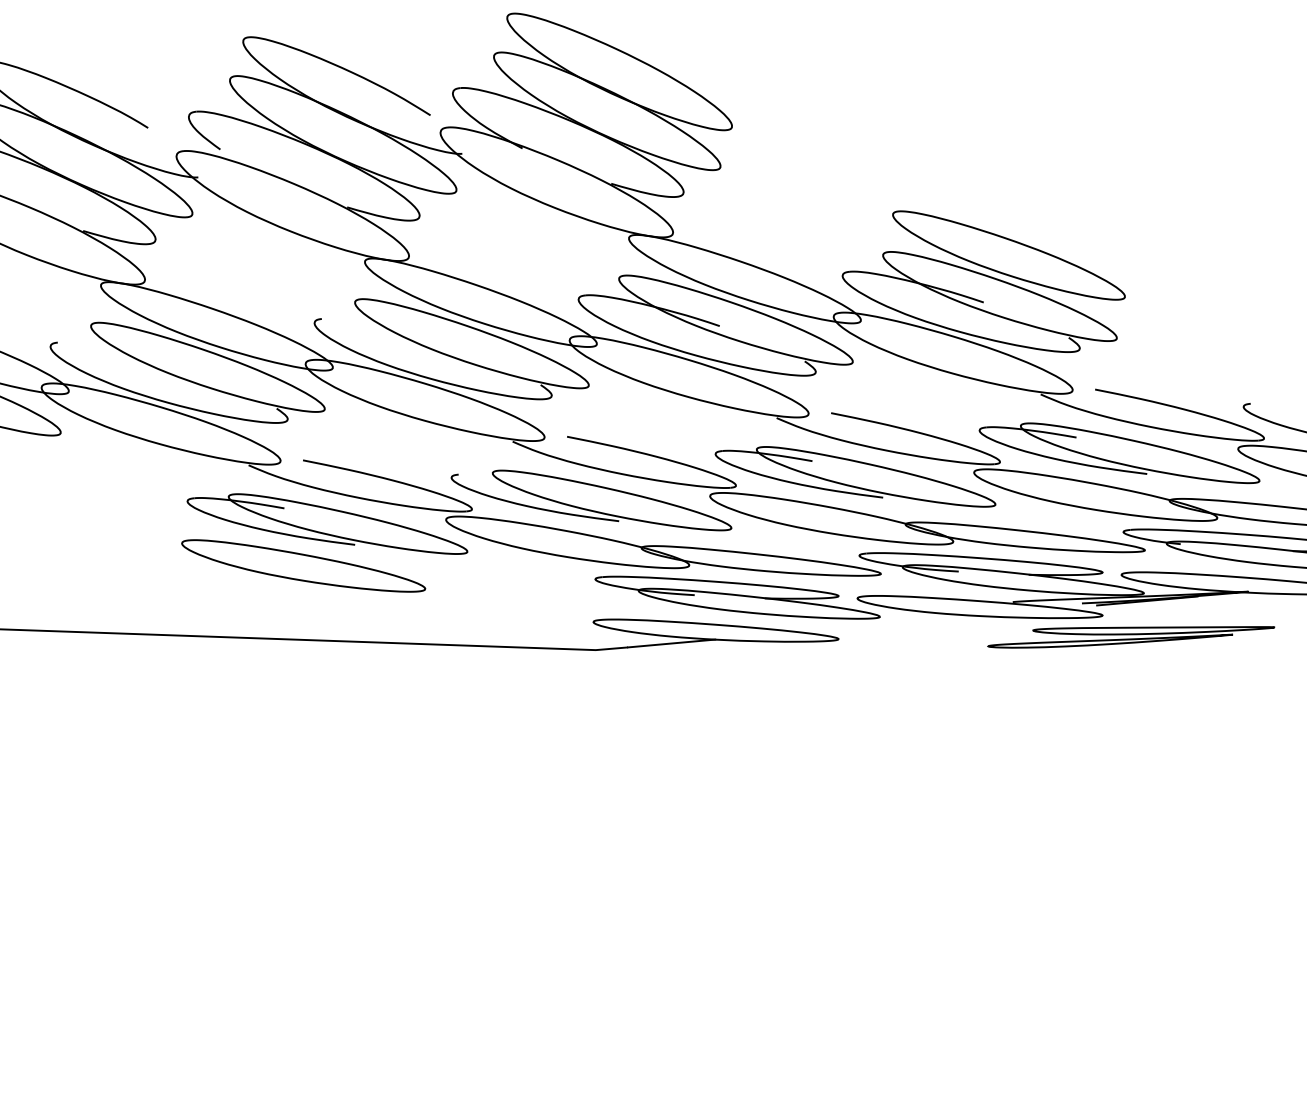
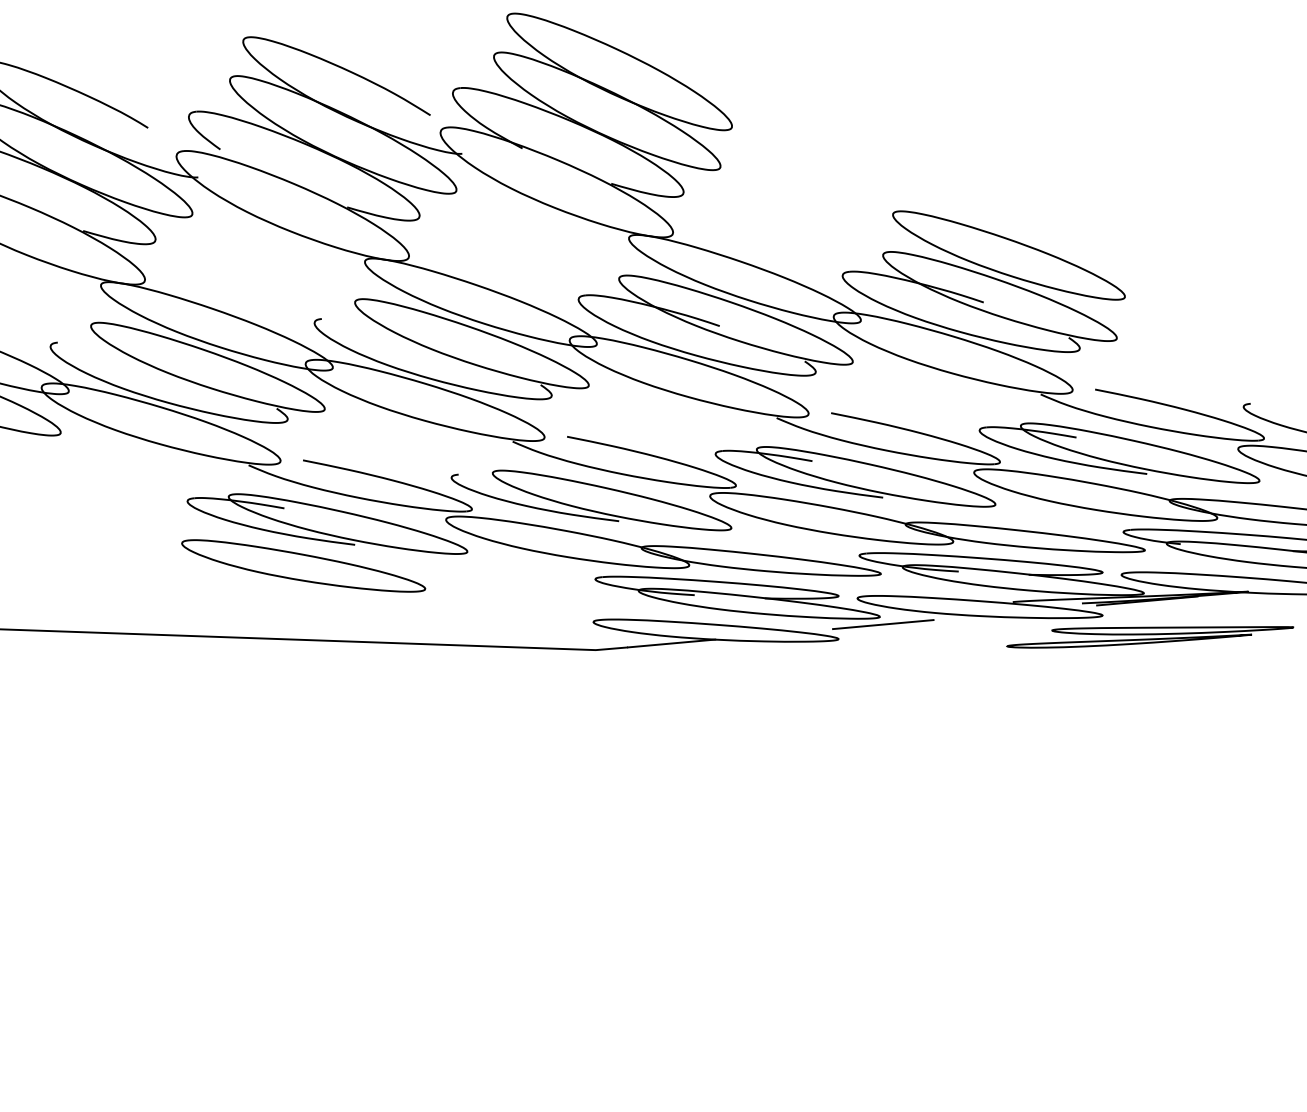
line: none -> present (883, 624)
part position: (1131, 637) -> (1150, 637) (1150, 637)
